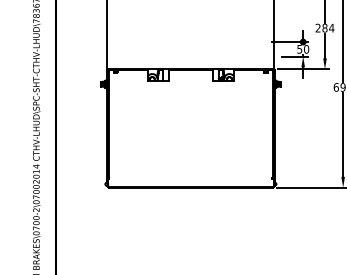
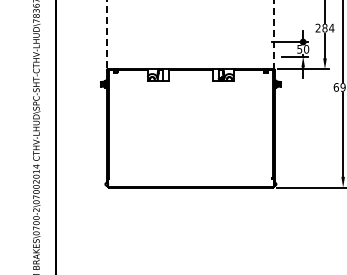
line: solid -> dashed (107, 34)
line: solid -> dashed (274, 34)
